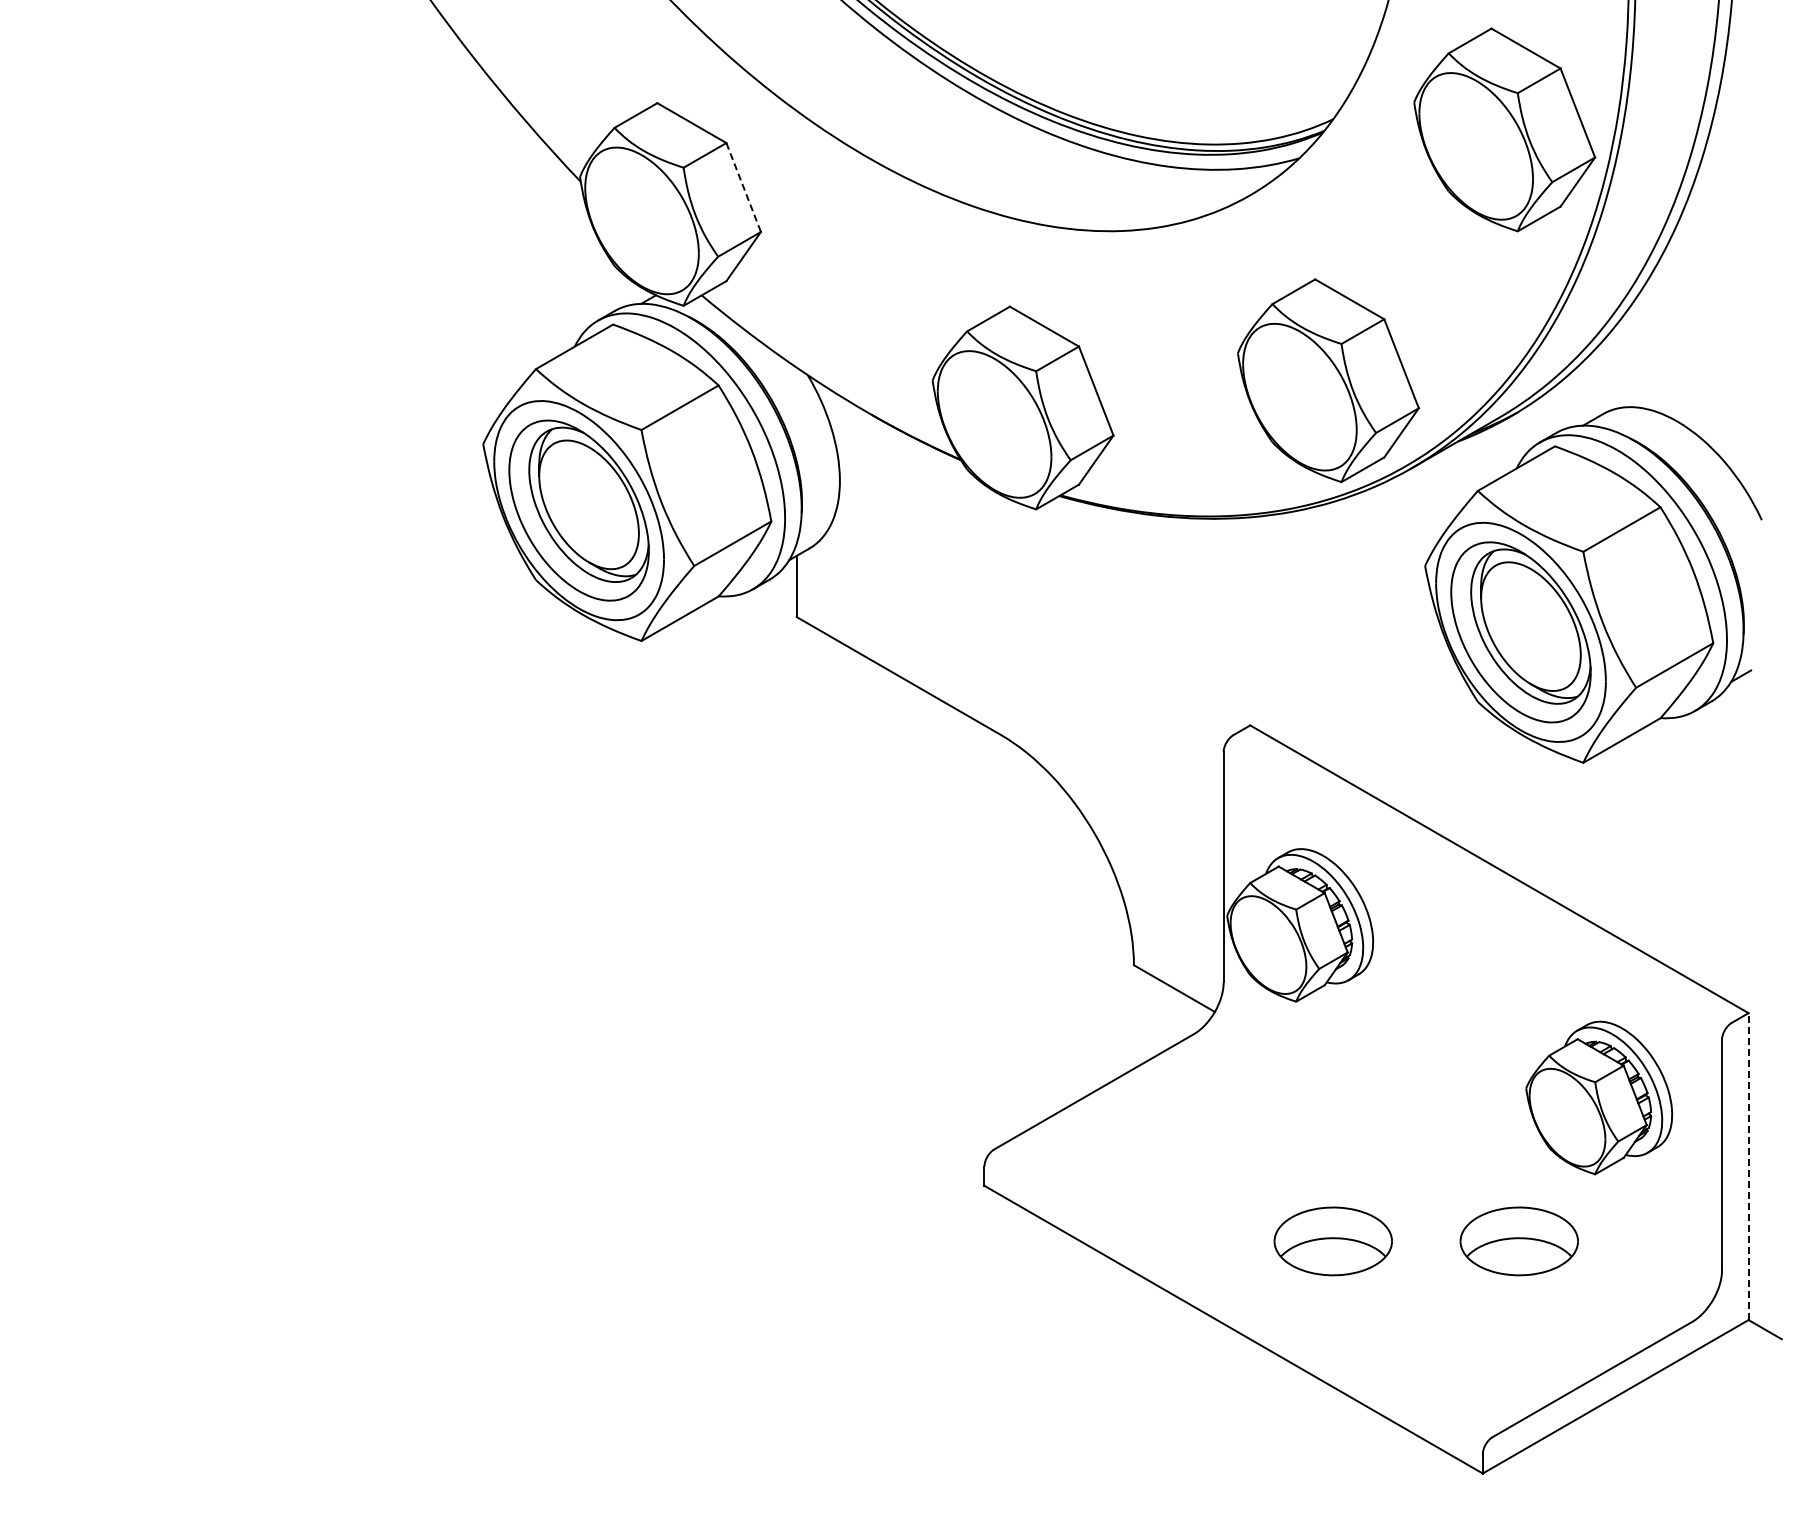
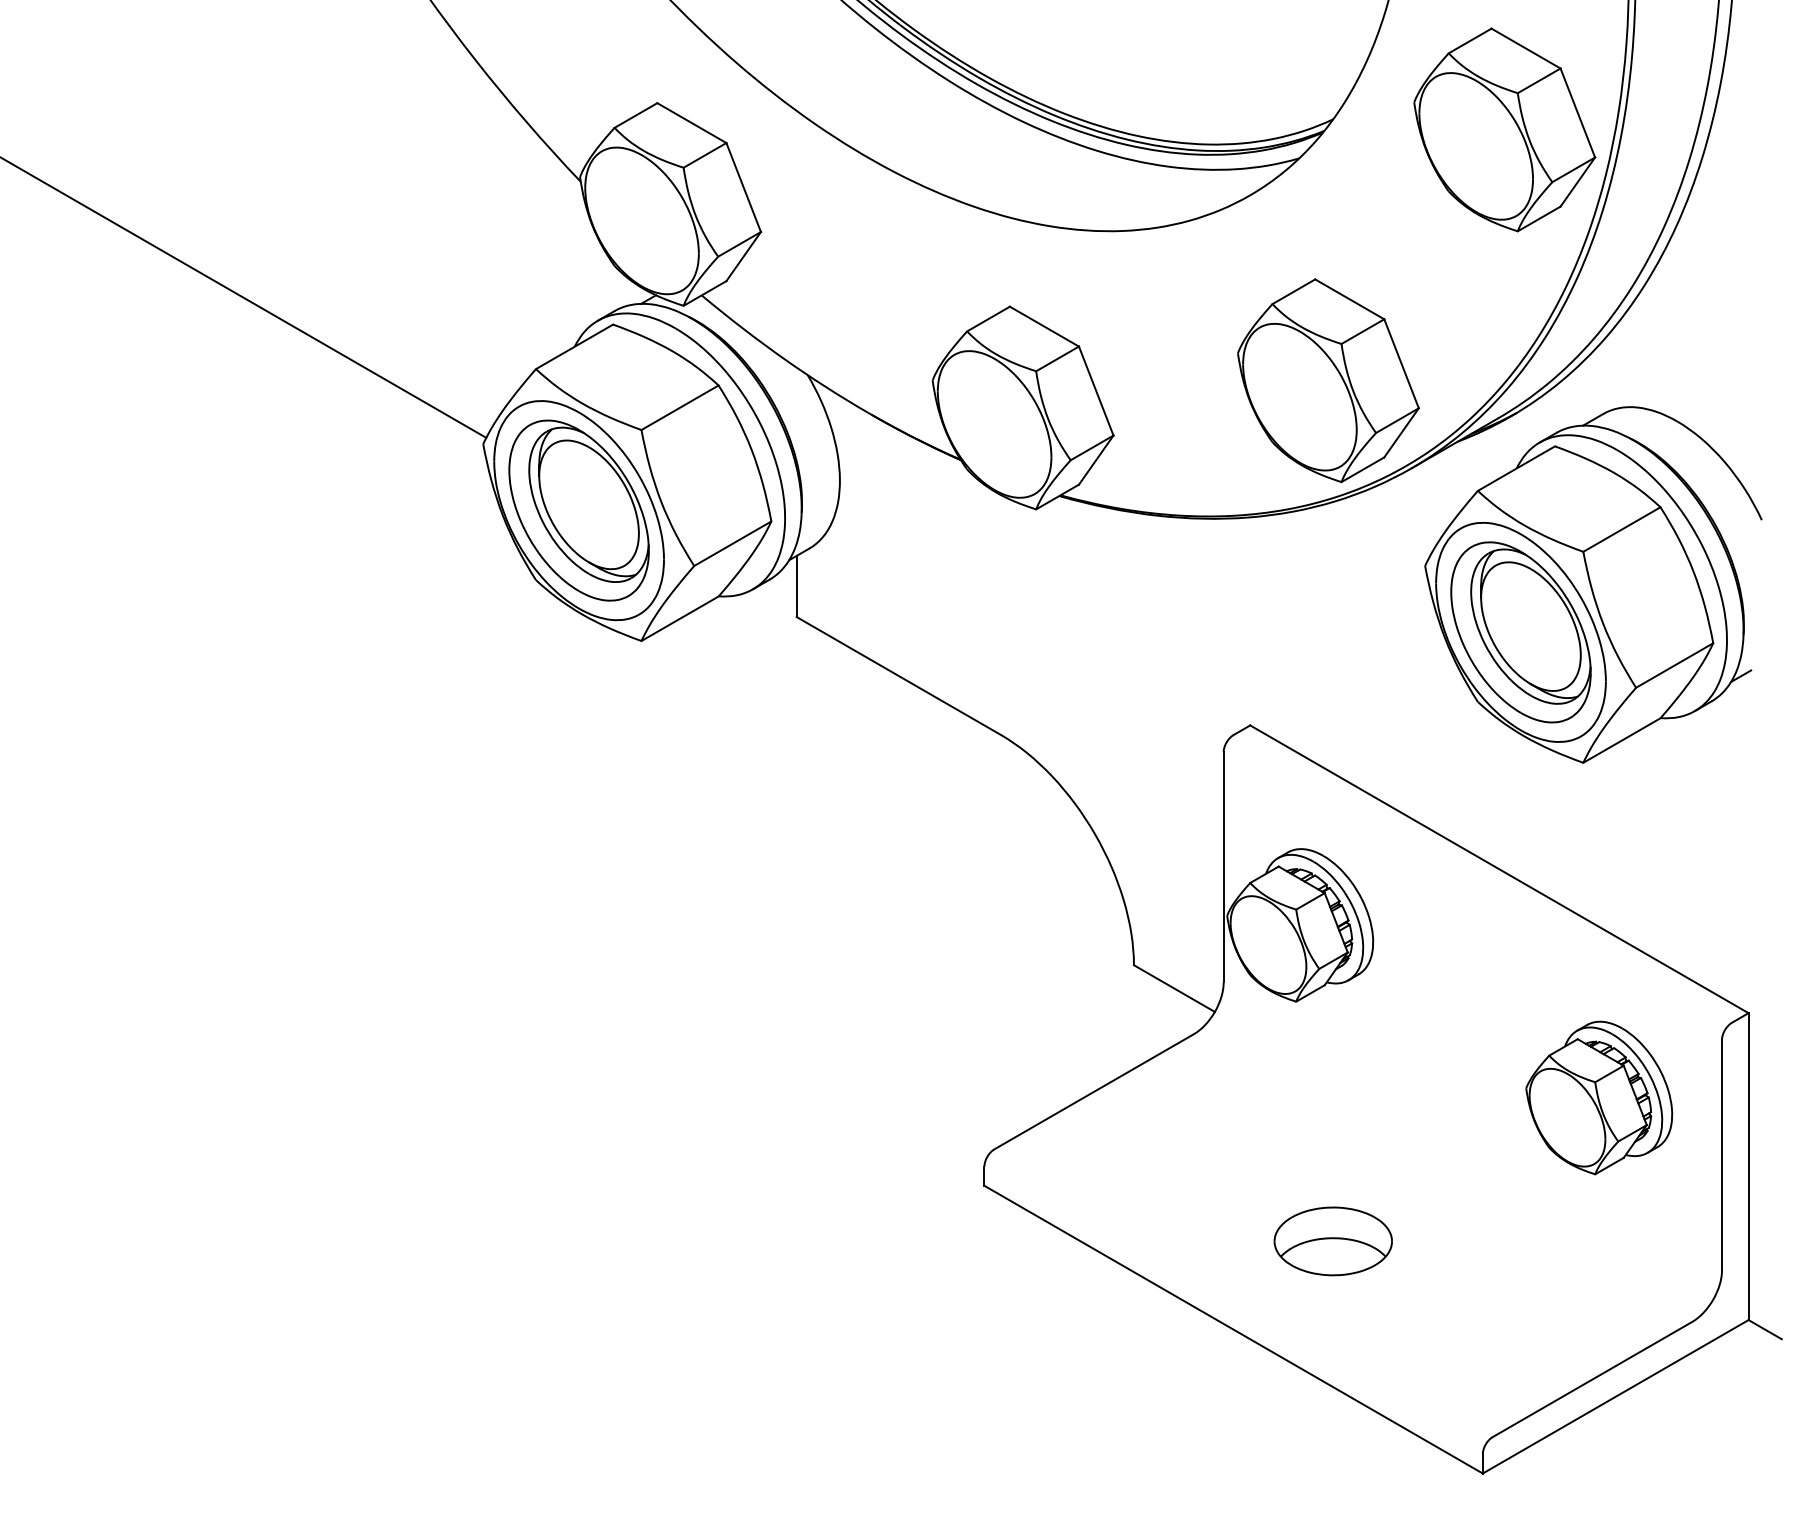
line: dashed -> solid (743, 187)
line: none -> present (244, 297)
line: dashed -> solid (1748, 1166)
part: present -> none (1518, 1241)
